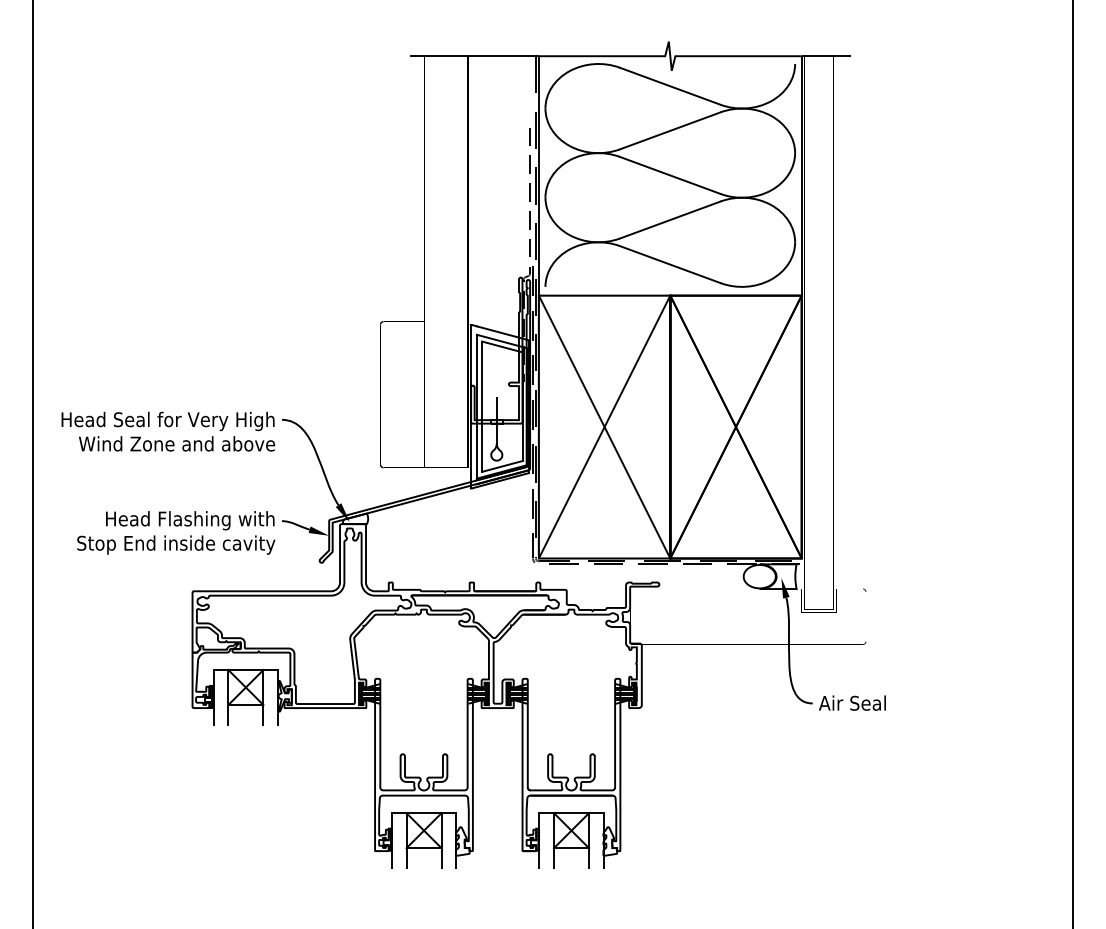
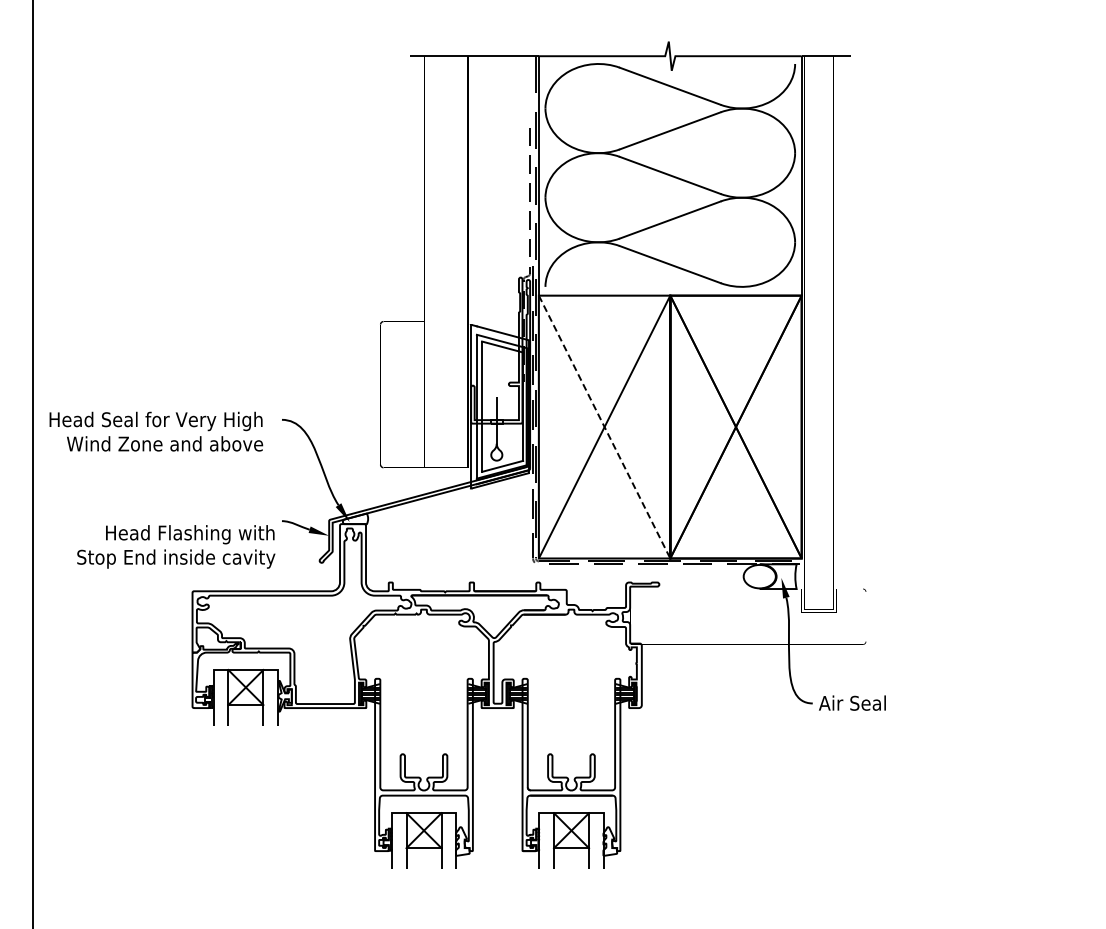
line: solid -> dashed (604, 427)
text position: (168, 431) -> (156, 431) (156, 431)
line: present -> none (1072, 463)
text position: (176, 532) -> (176, 546) (176, 546)
